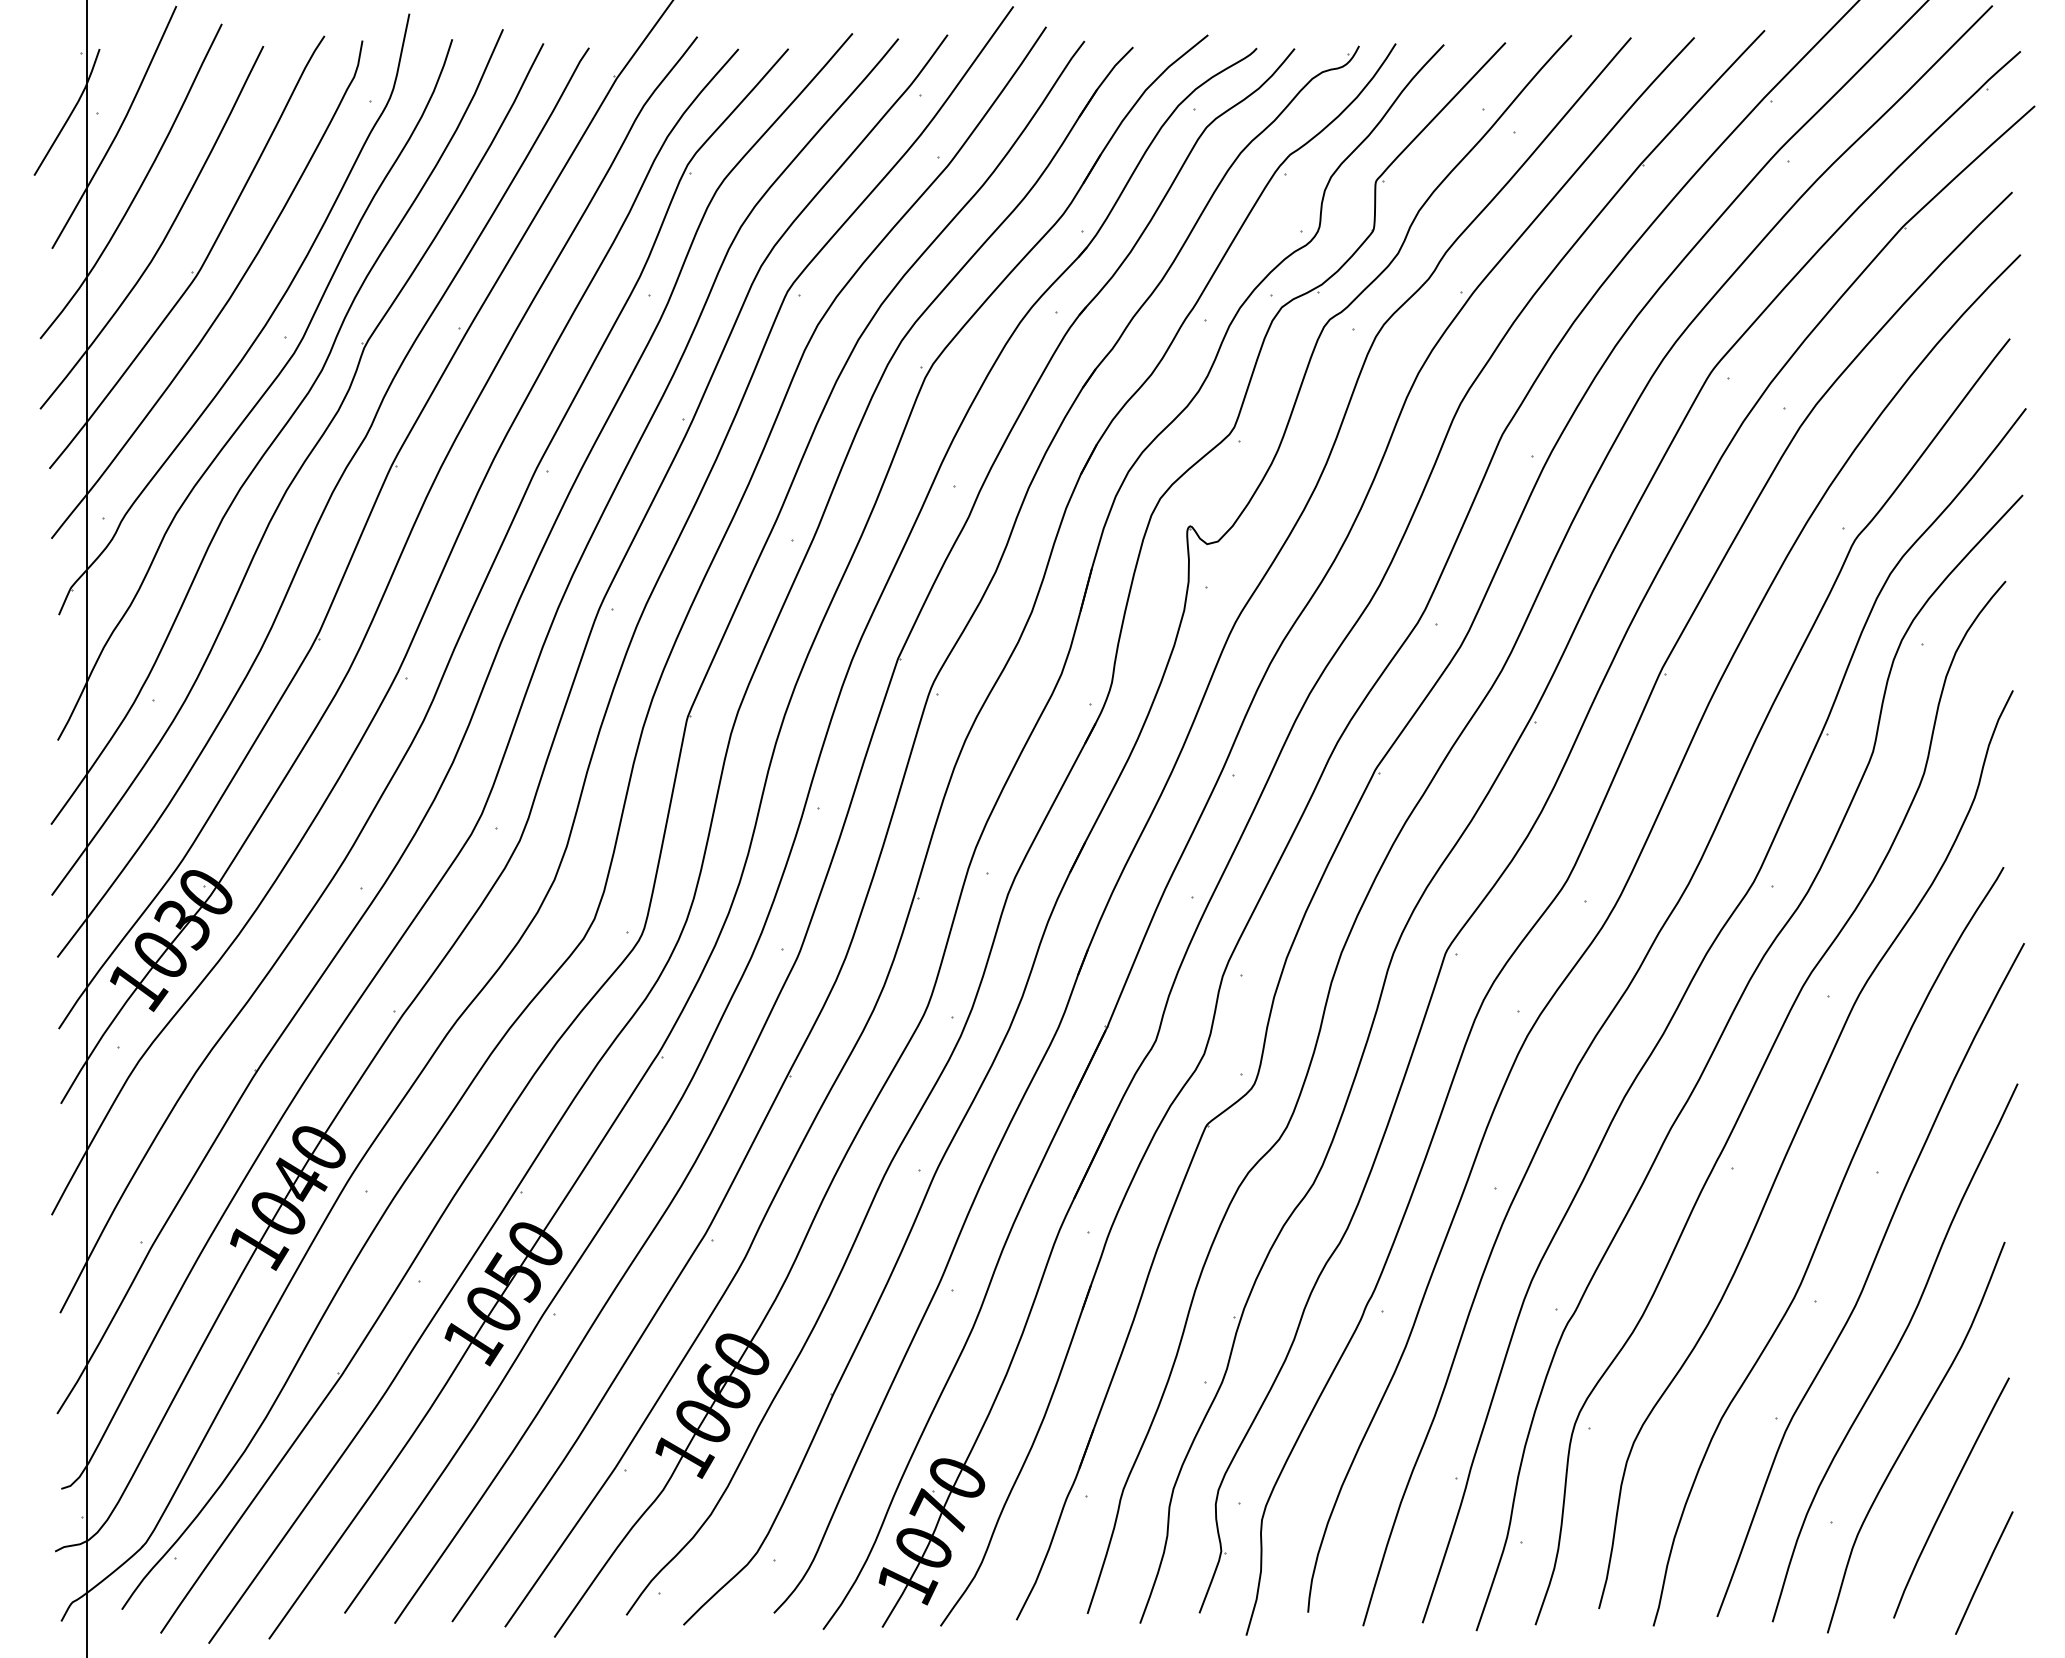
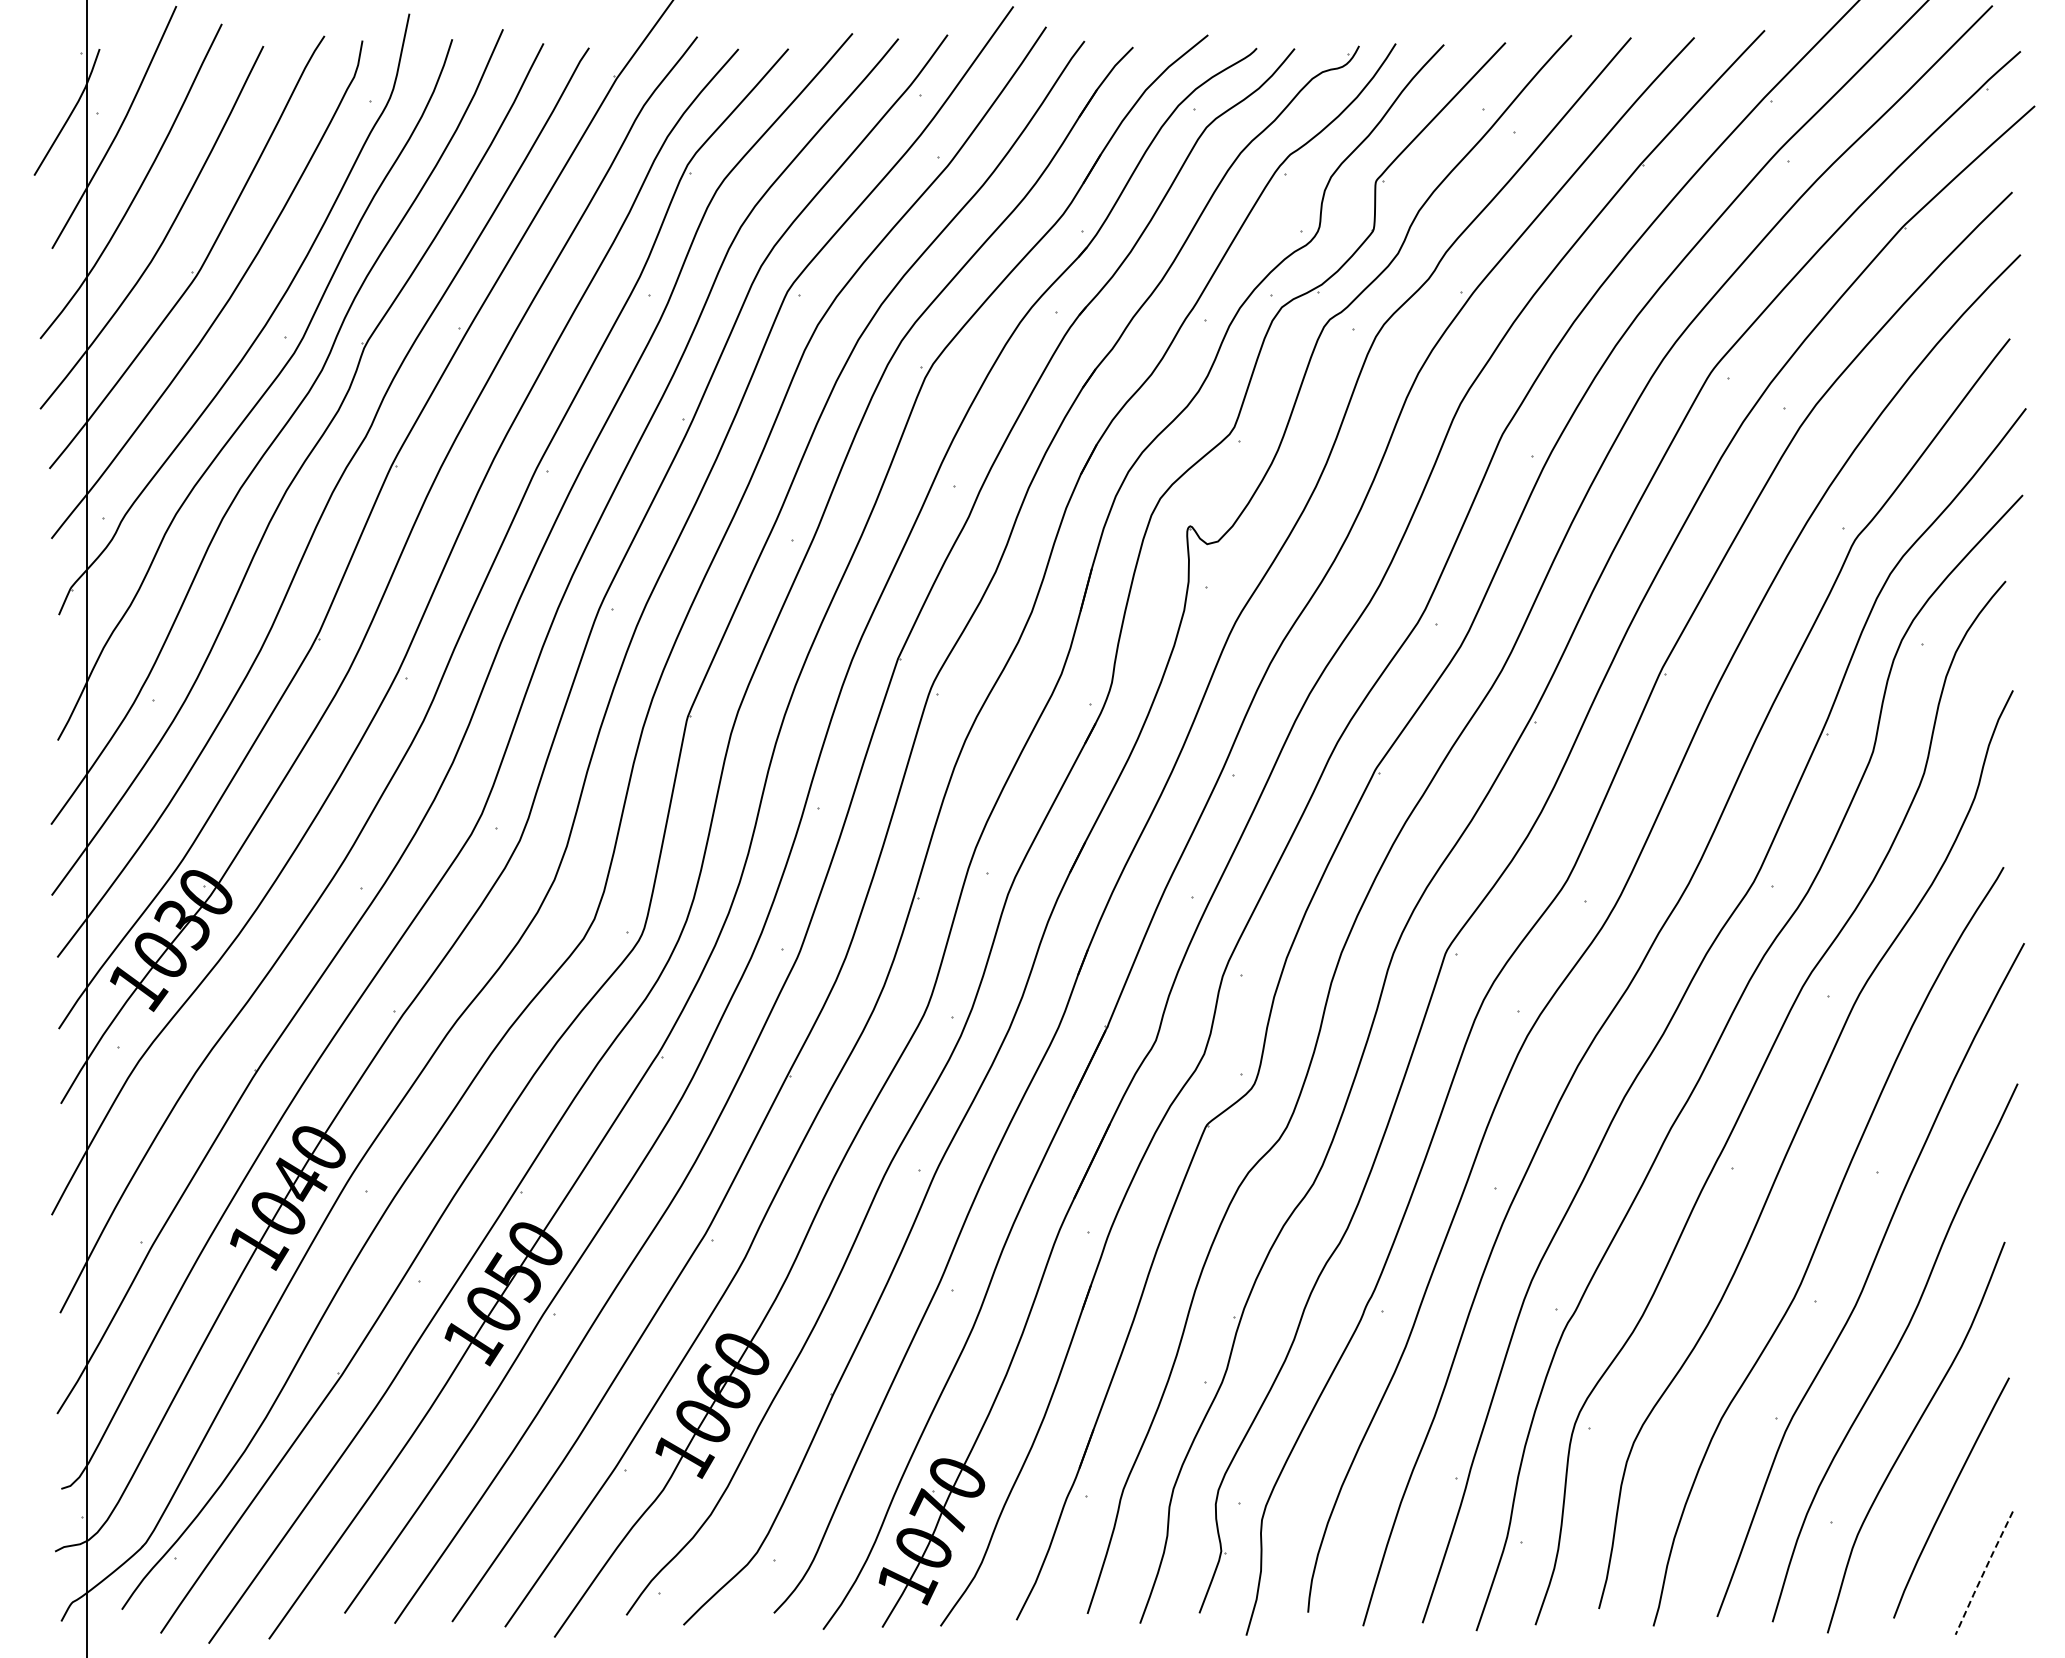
line: solid -> dashed (1983, 1573)
